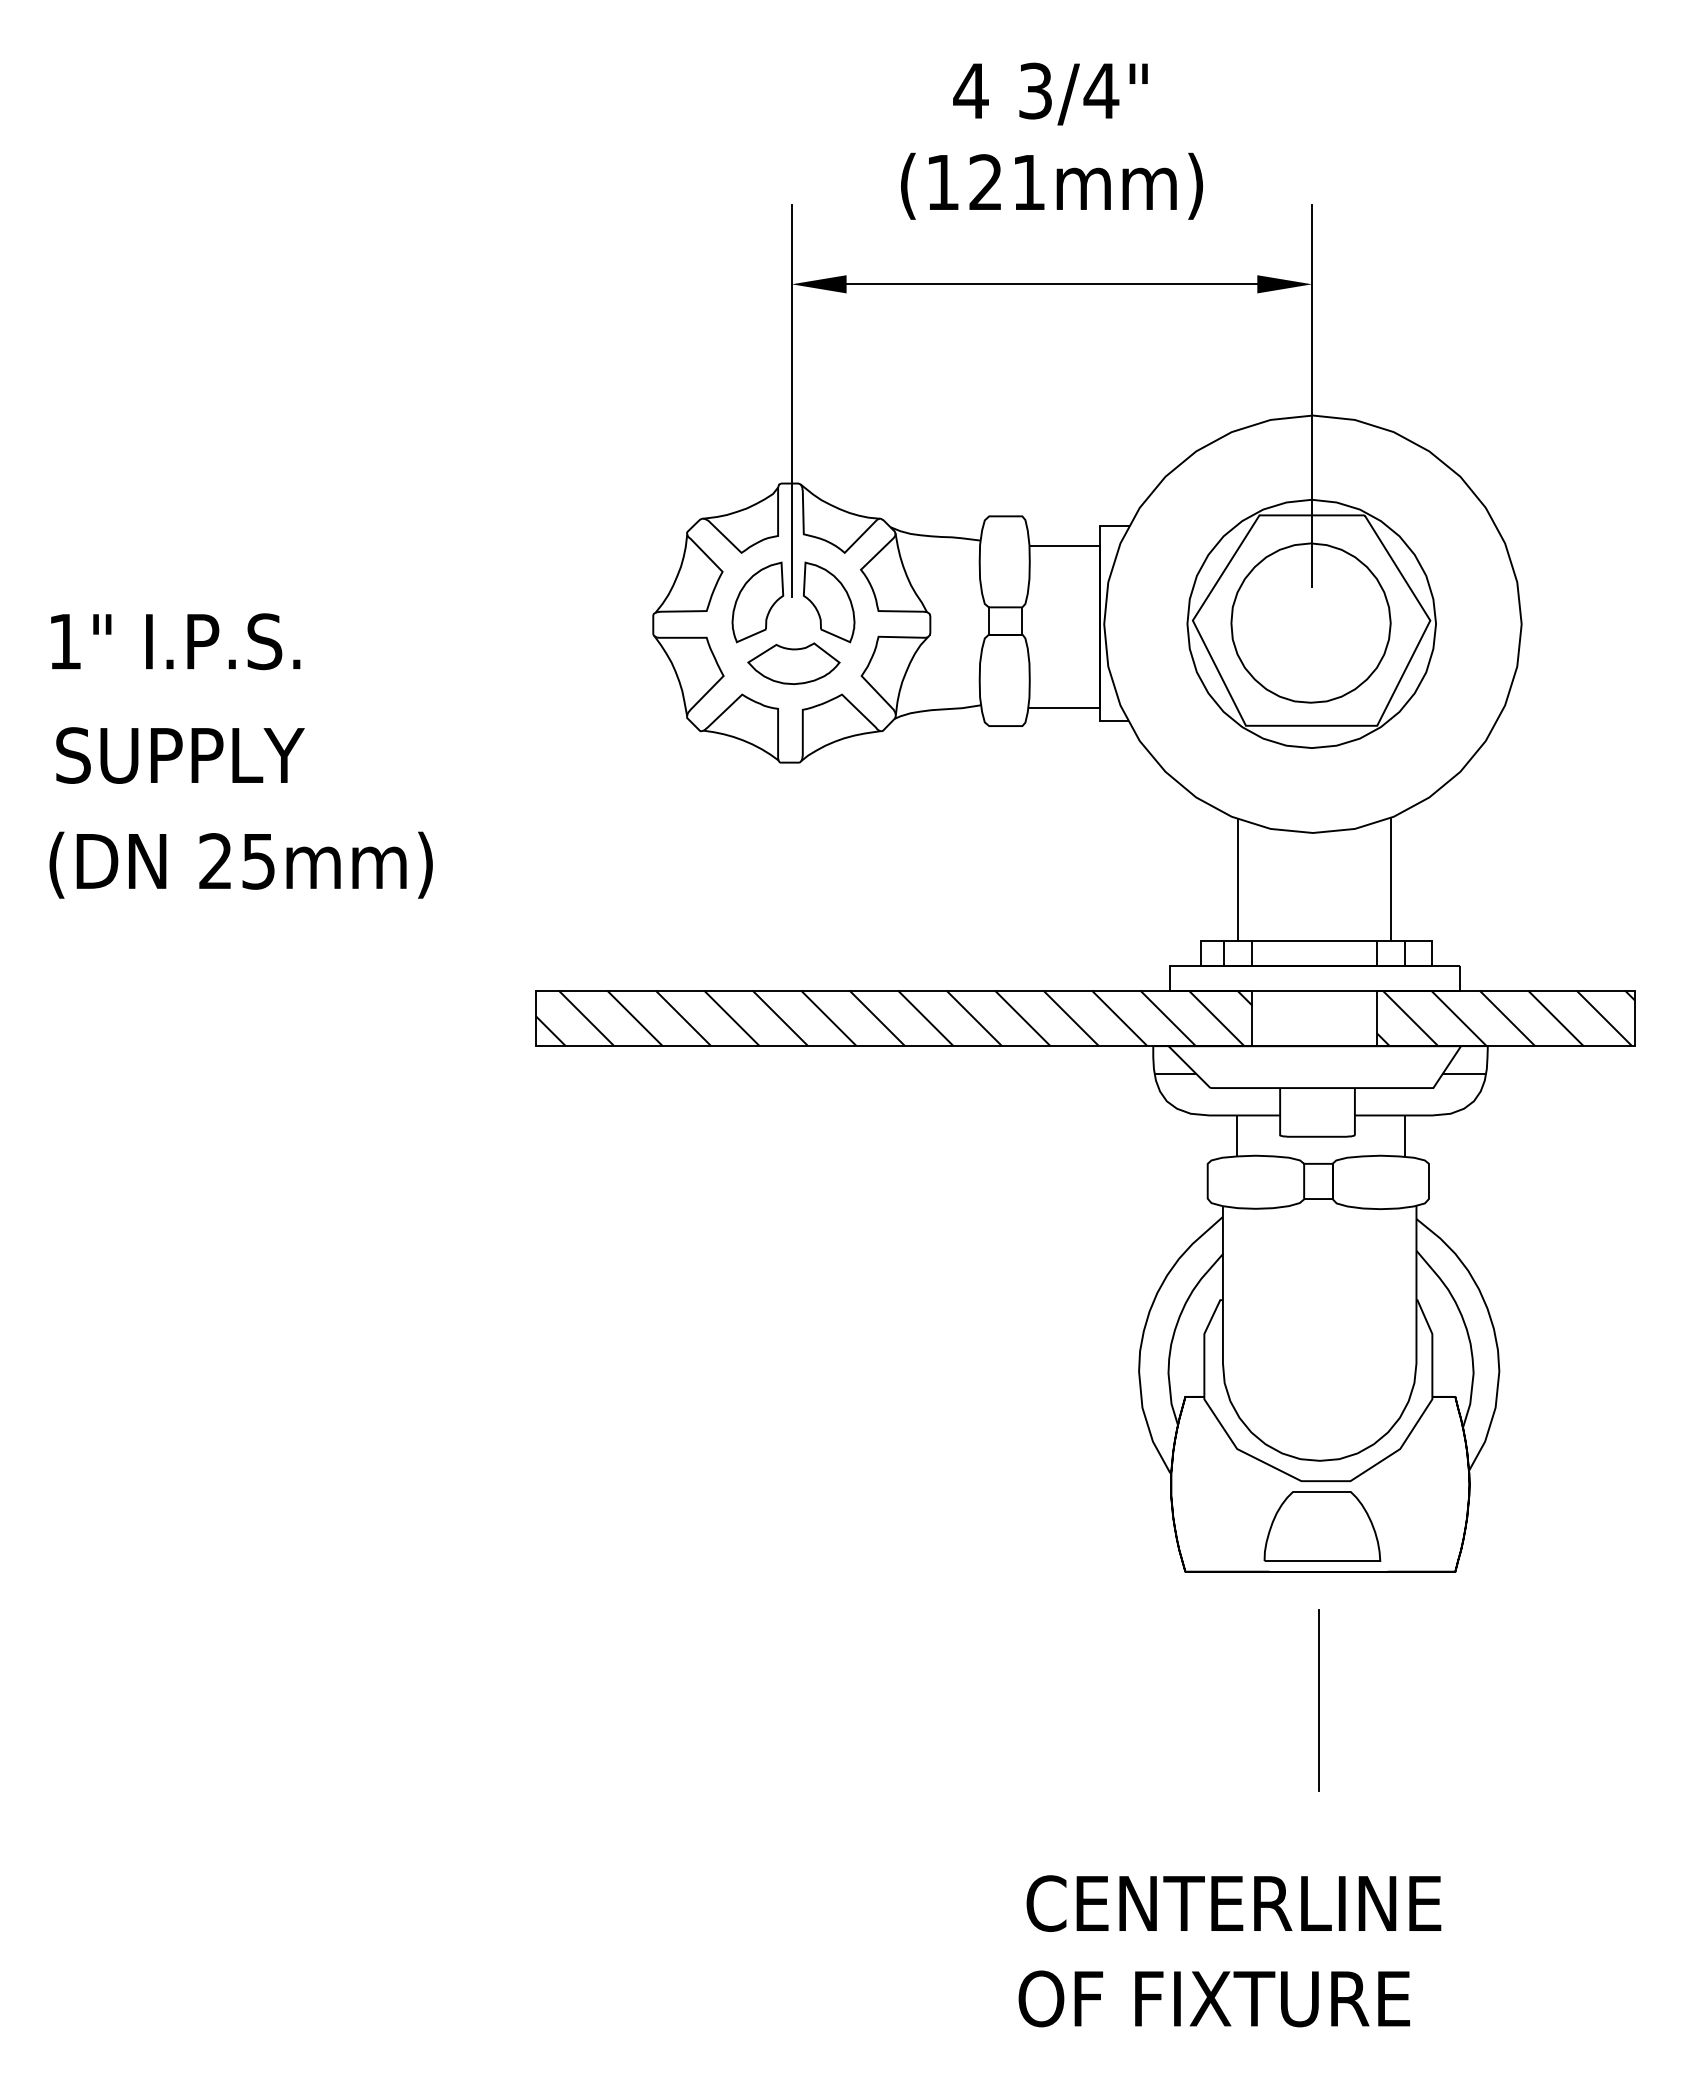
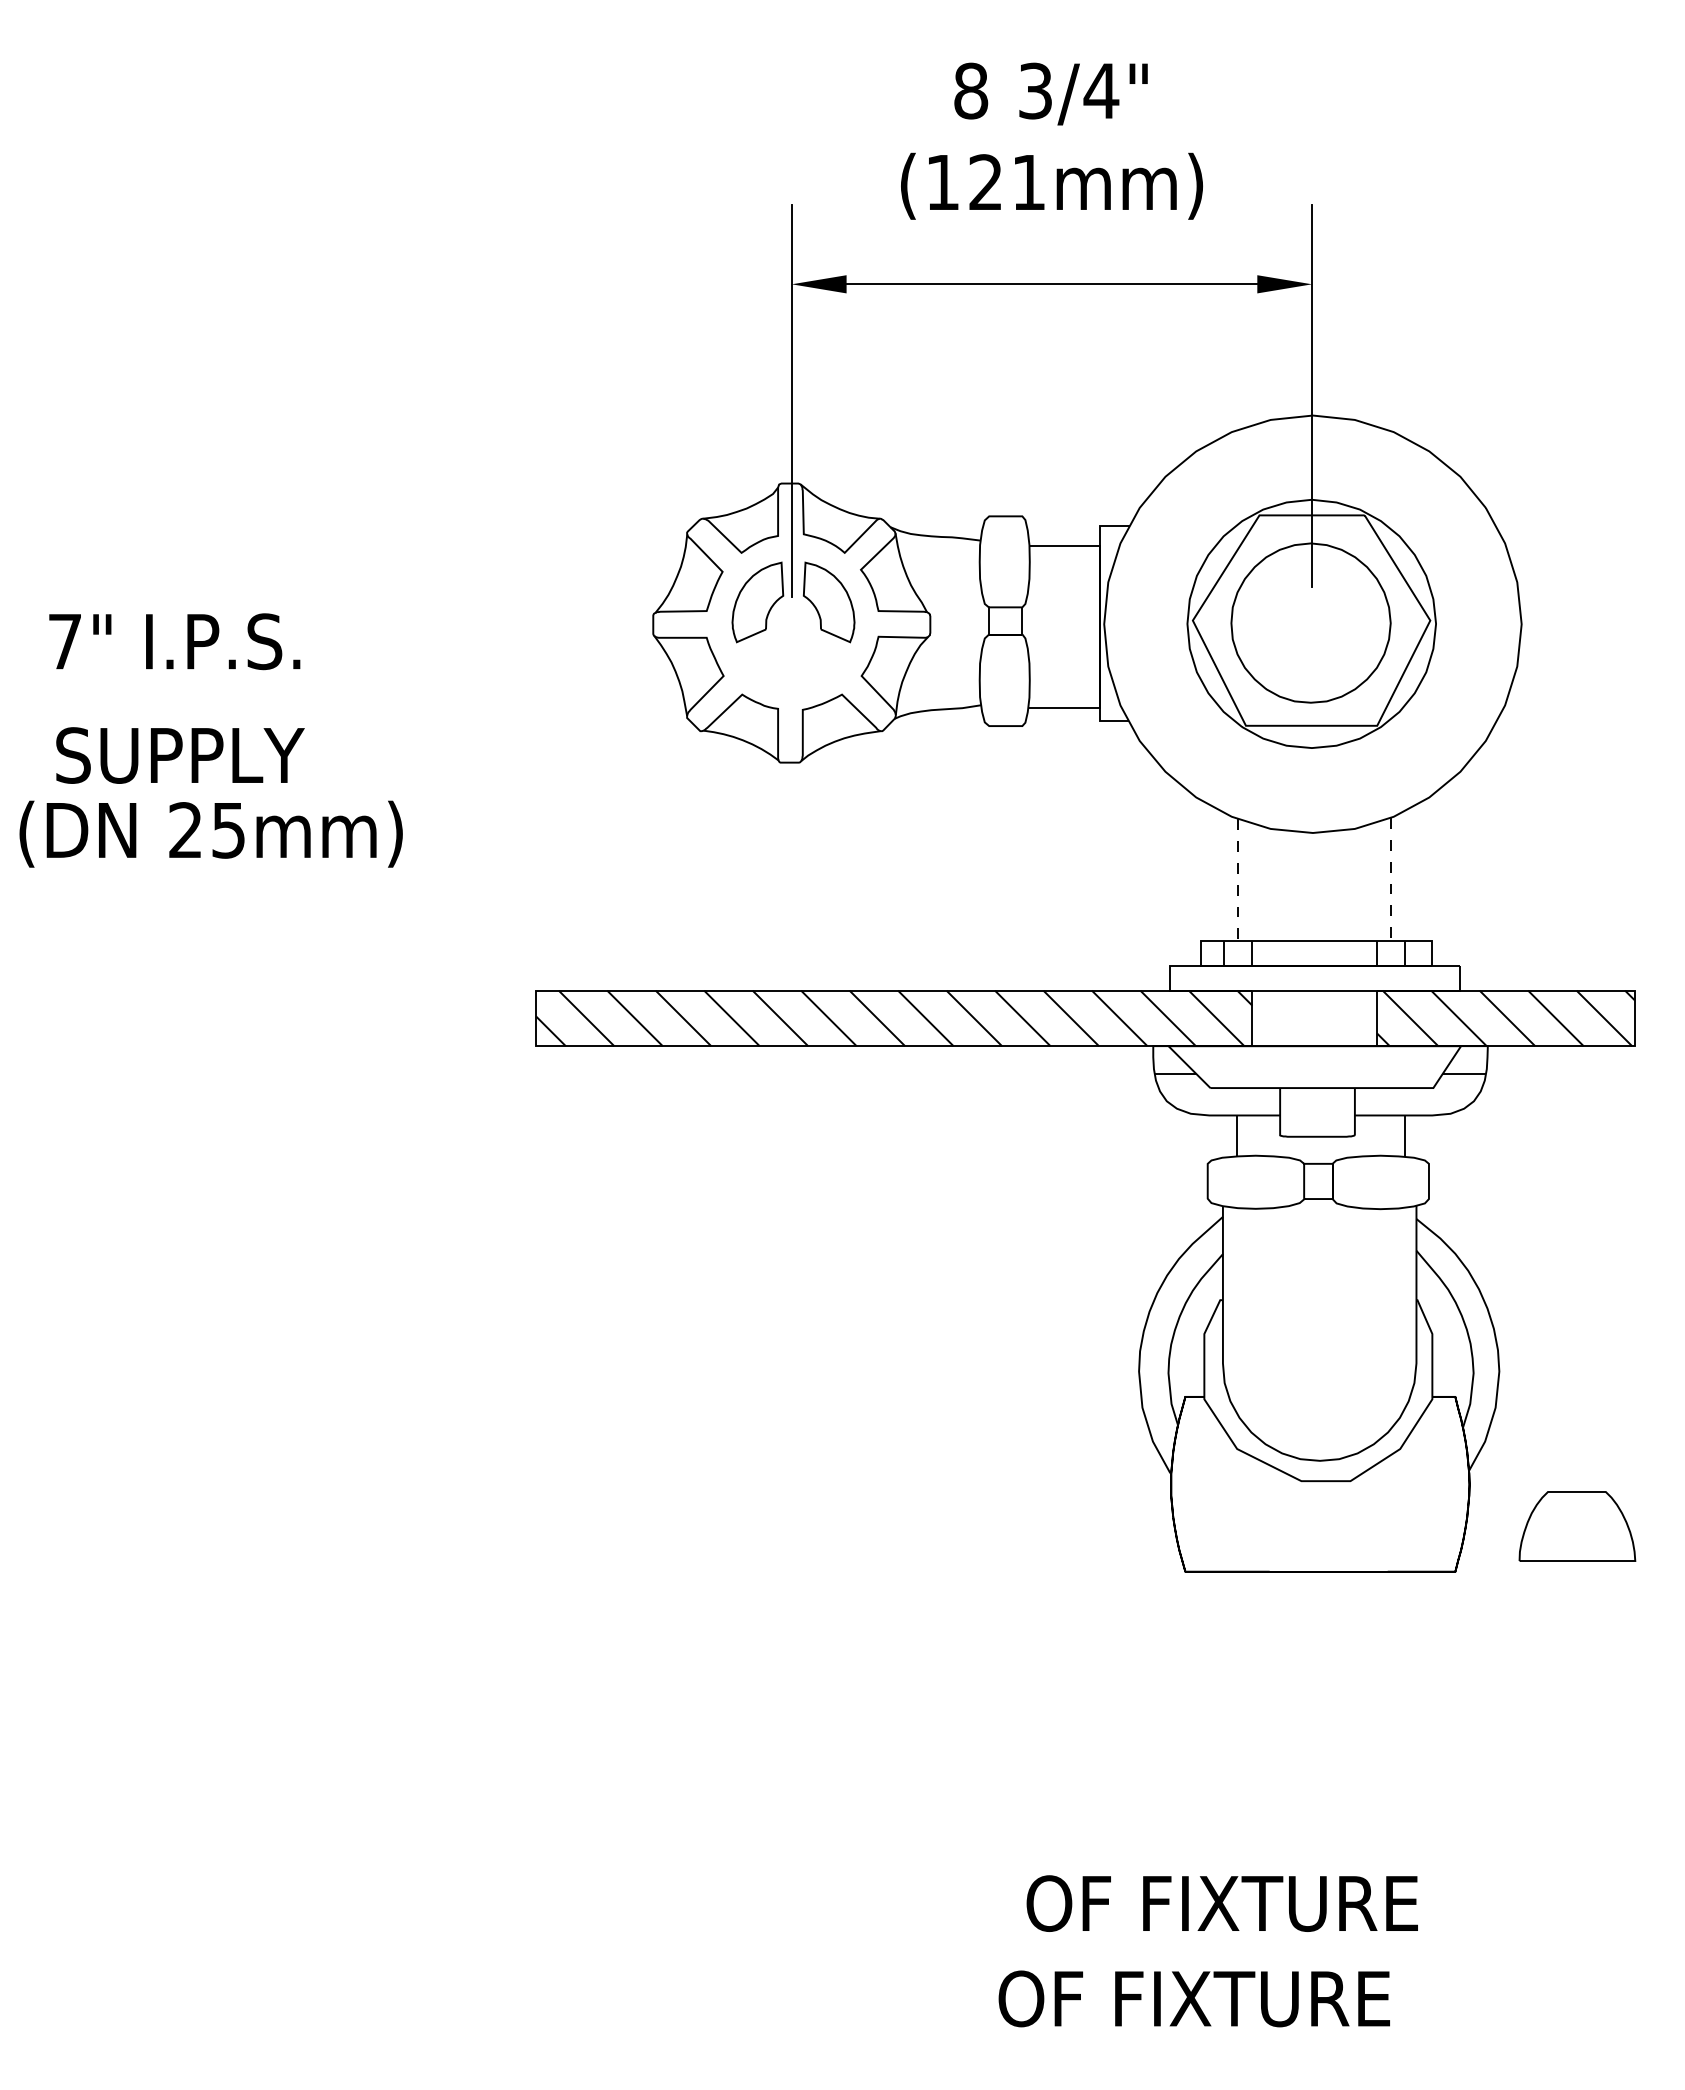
text: 4 -> 8 (970, 90)
text: 1" -> 7" (64, 641)
part: present -> none (793, 663)
text position: (240, 864) -> (210, 833) (210, 833)
line: solid -> dashed (1390, 879)
line: solid -> dashed (1238, 880)
part position: (1322, 1526) -> (1577, 1526) (1577, 1526)
line: present -> none (1319, 1699)
text: CENTERLINE -> OF FIXTURE (1236, 1903)
text position: (1213, 1998) -> (1193, 1998) (1193, 1998)
